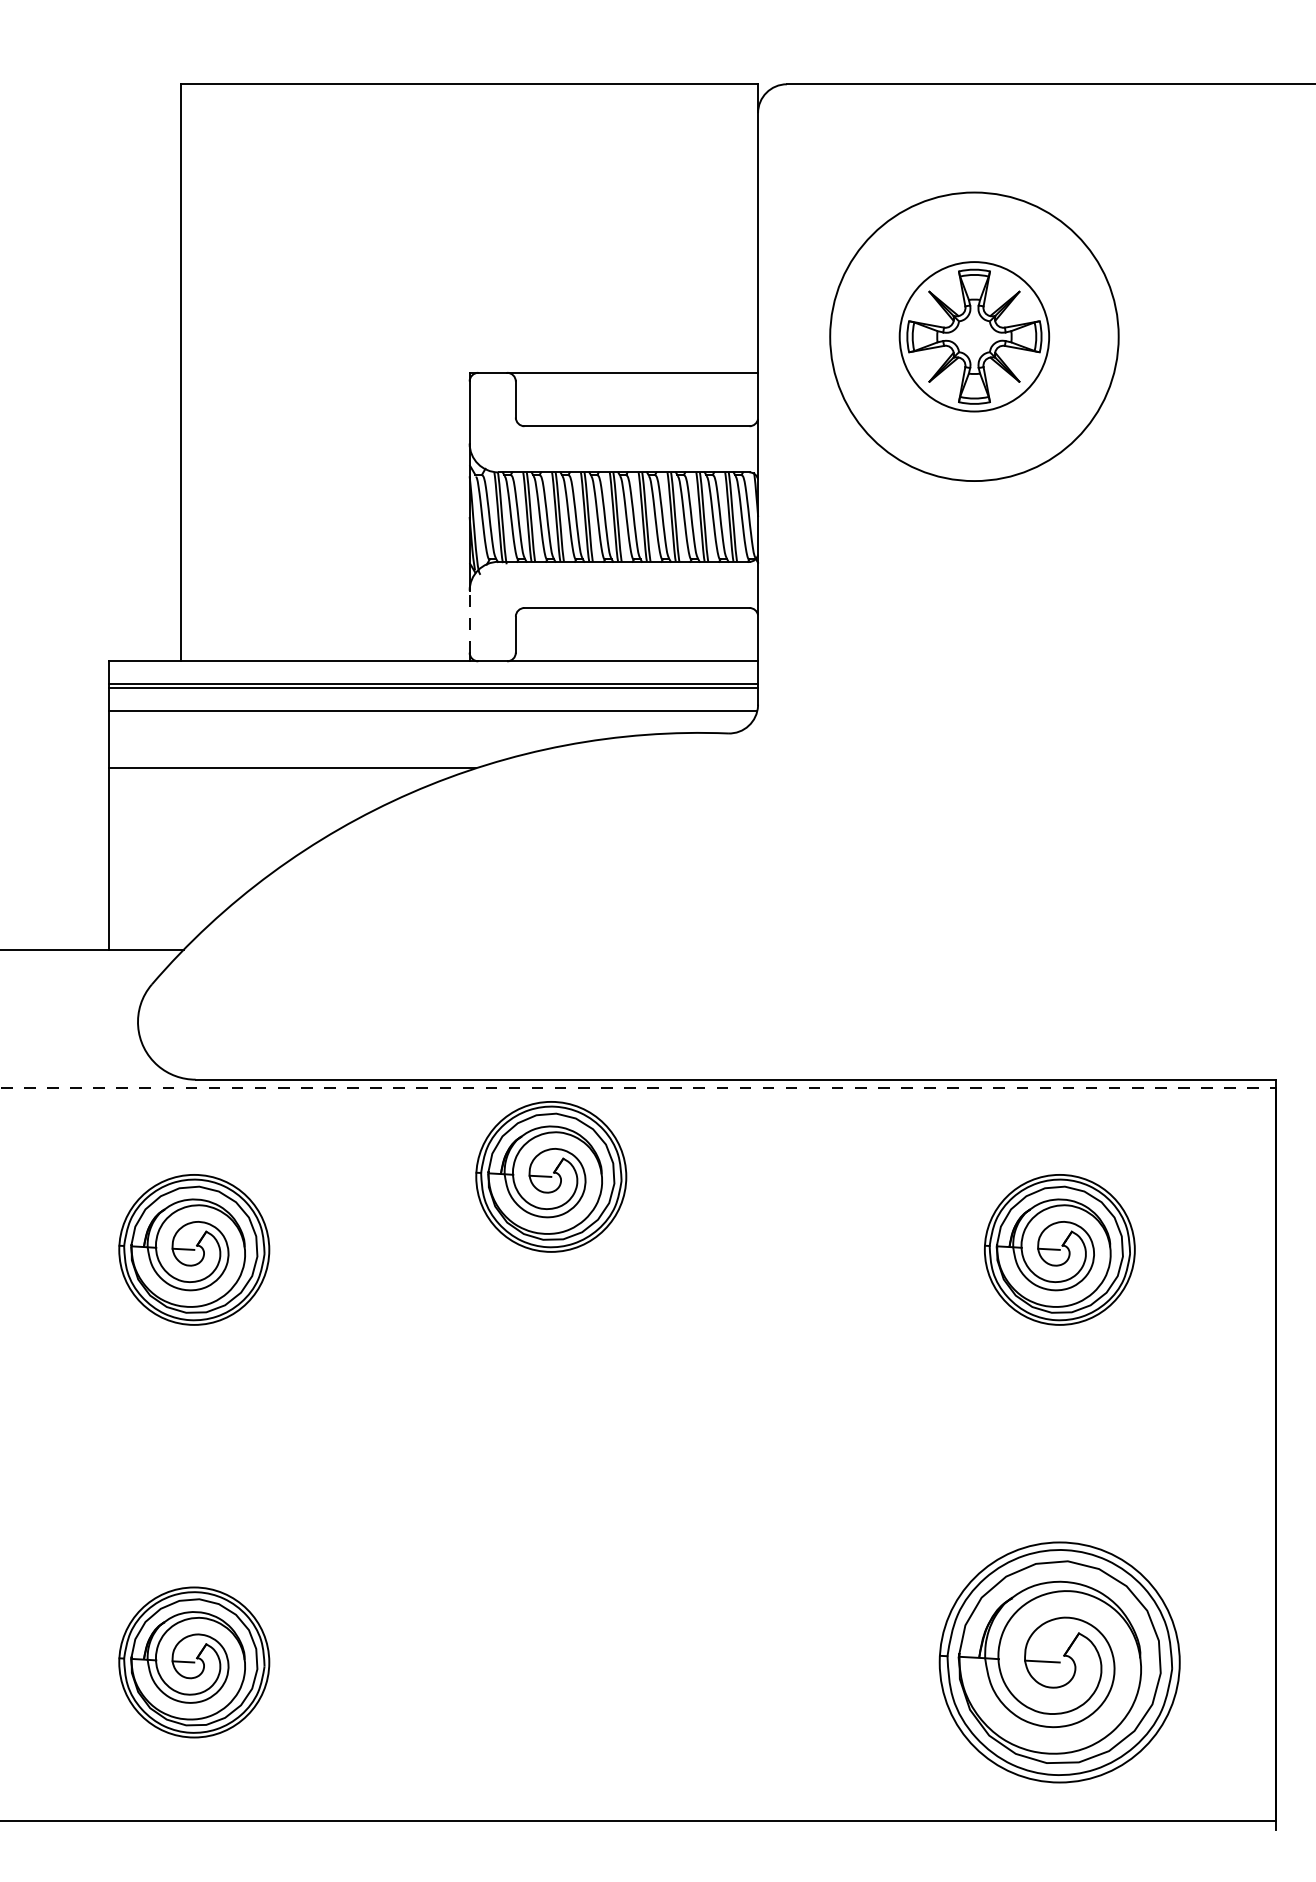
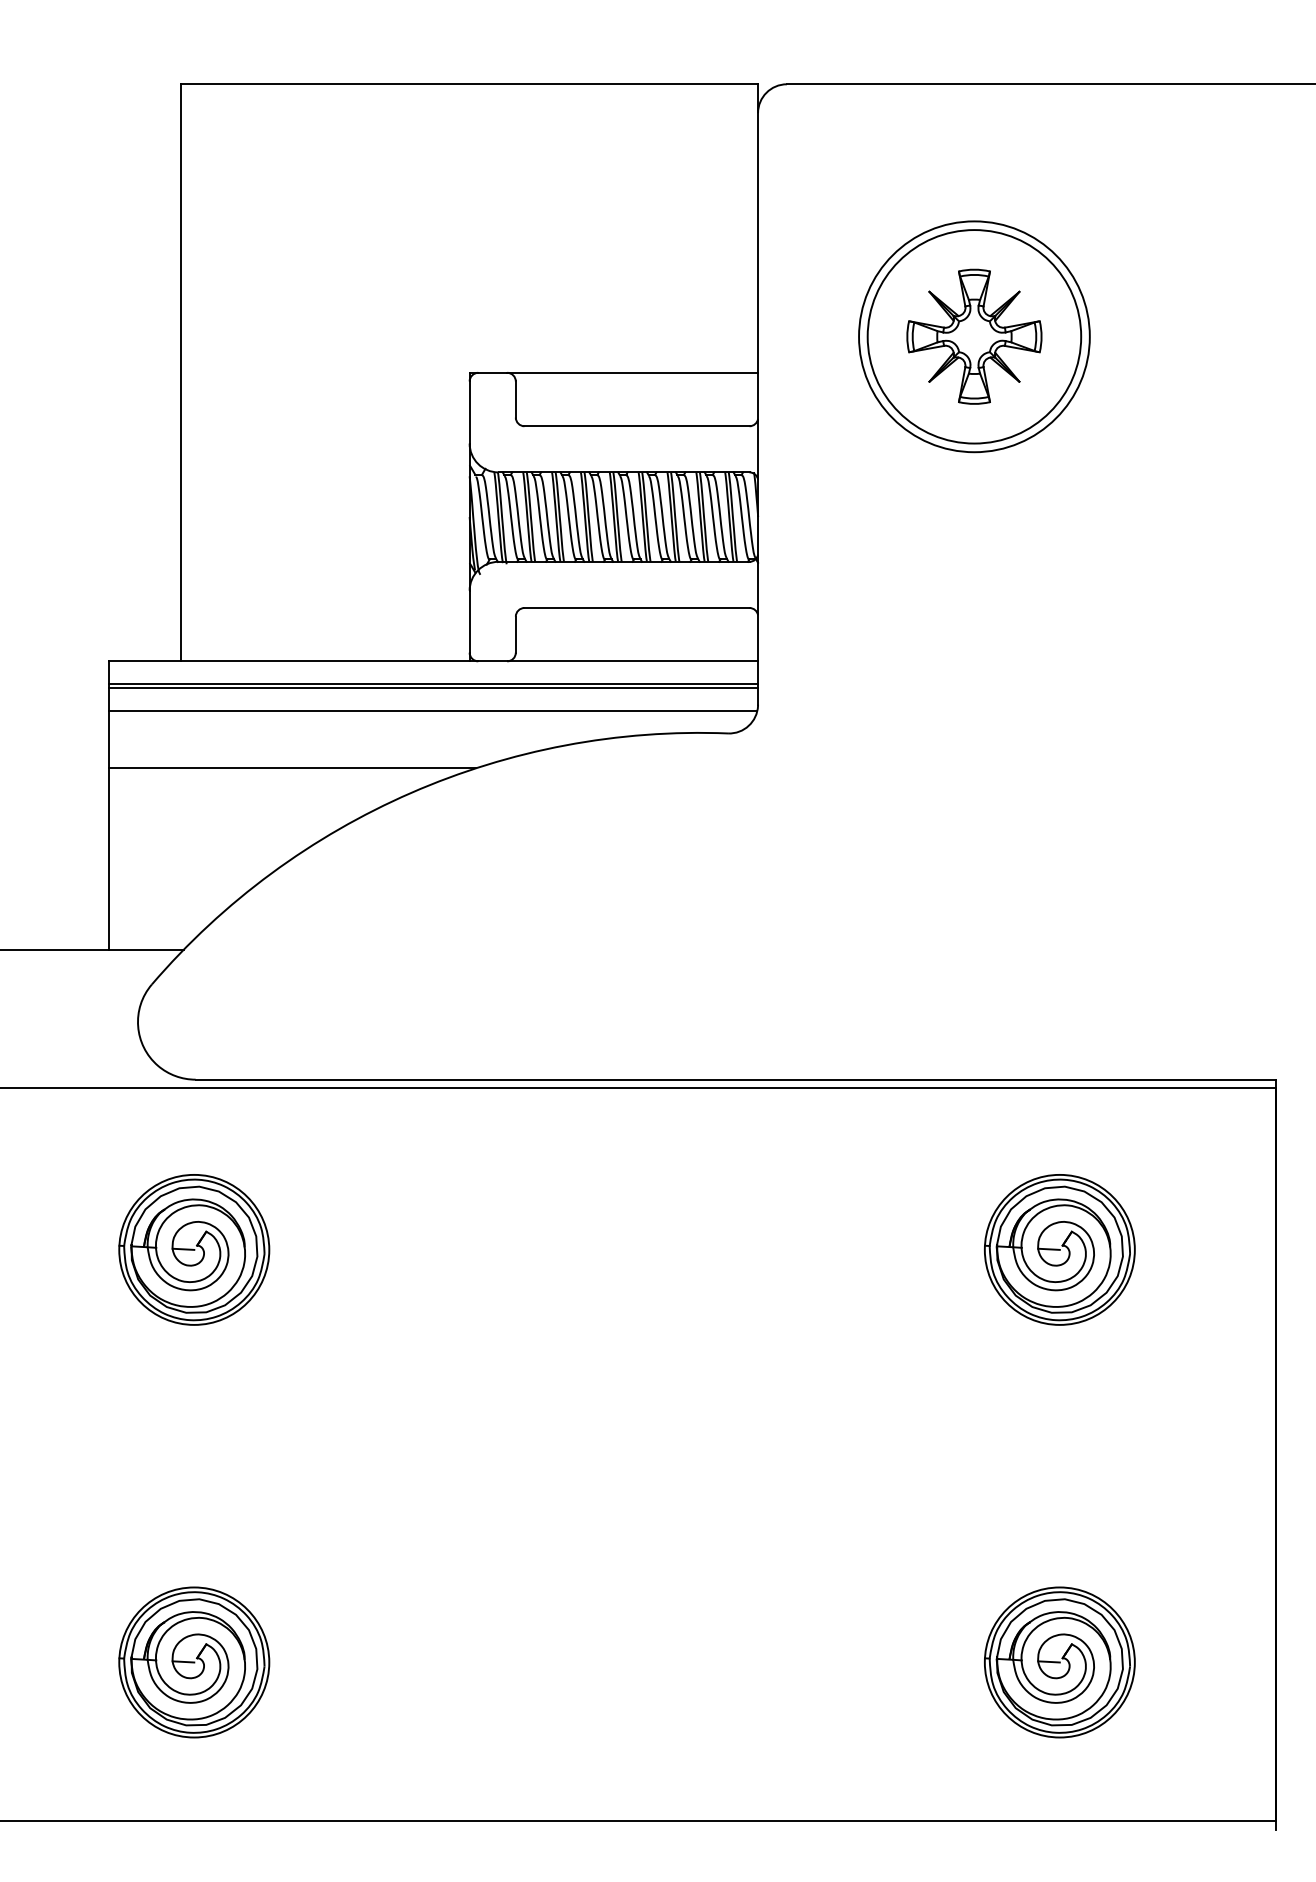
circle diameter: 149 px -> 214 px (974, 336)
circle diameter: 289 px -> 231 px (974, 336)
line: dashed -> solid (469, 621)
line: dashed -> solid (638, 1088)
part: present -> none (551, 1176)
part size: 243x243 px -> 152x153 px (1059, 1662)
